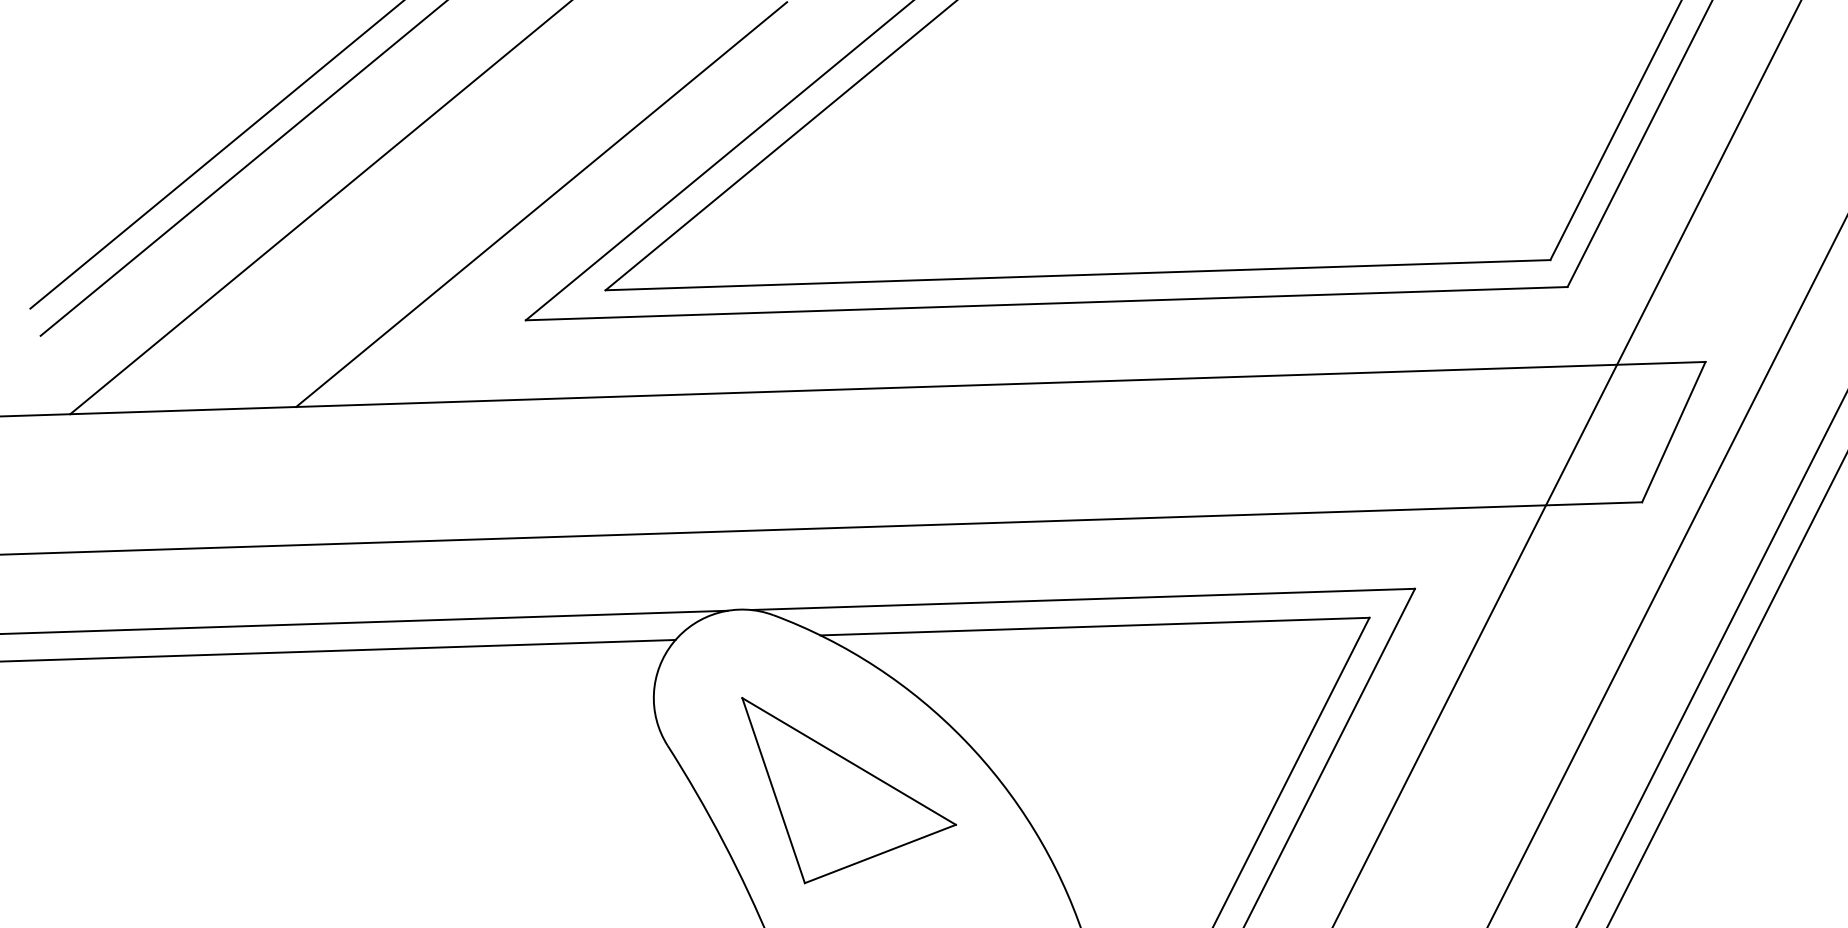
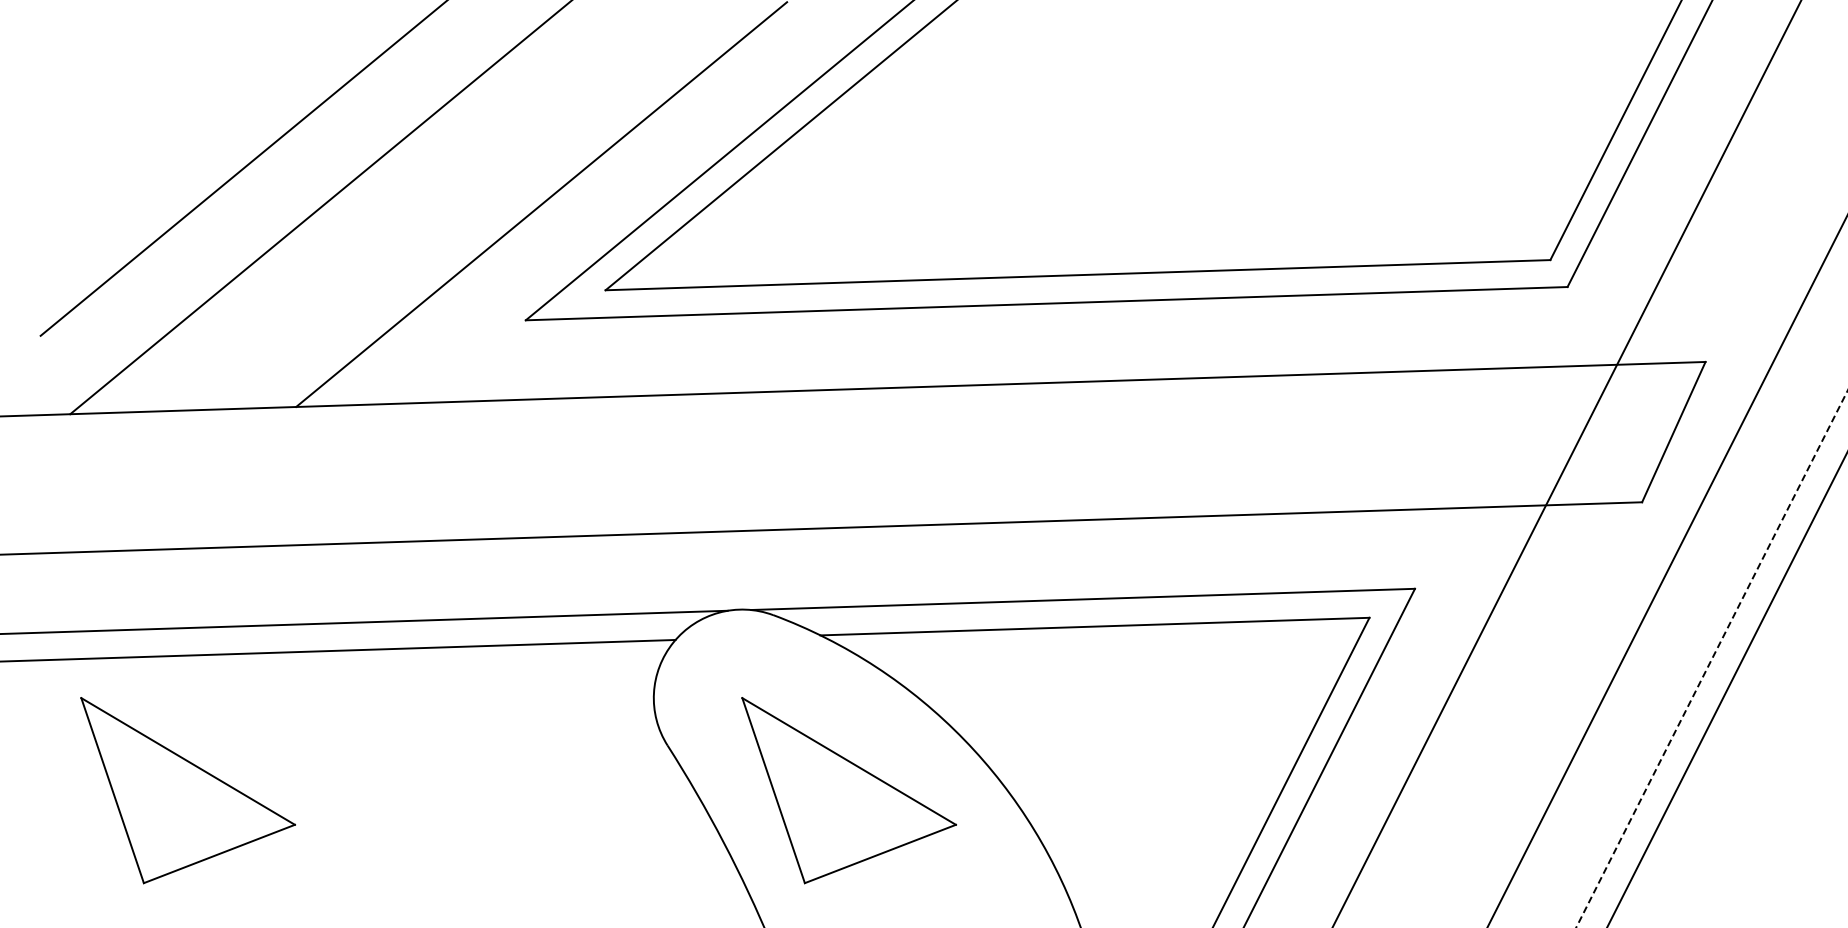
line: present -> none (215, 155)
line: solid -> dashed (1711, 659)
part: none -> present (187, 790)
